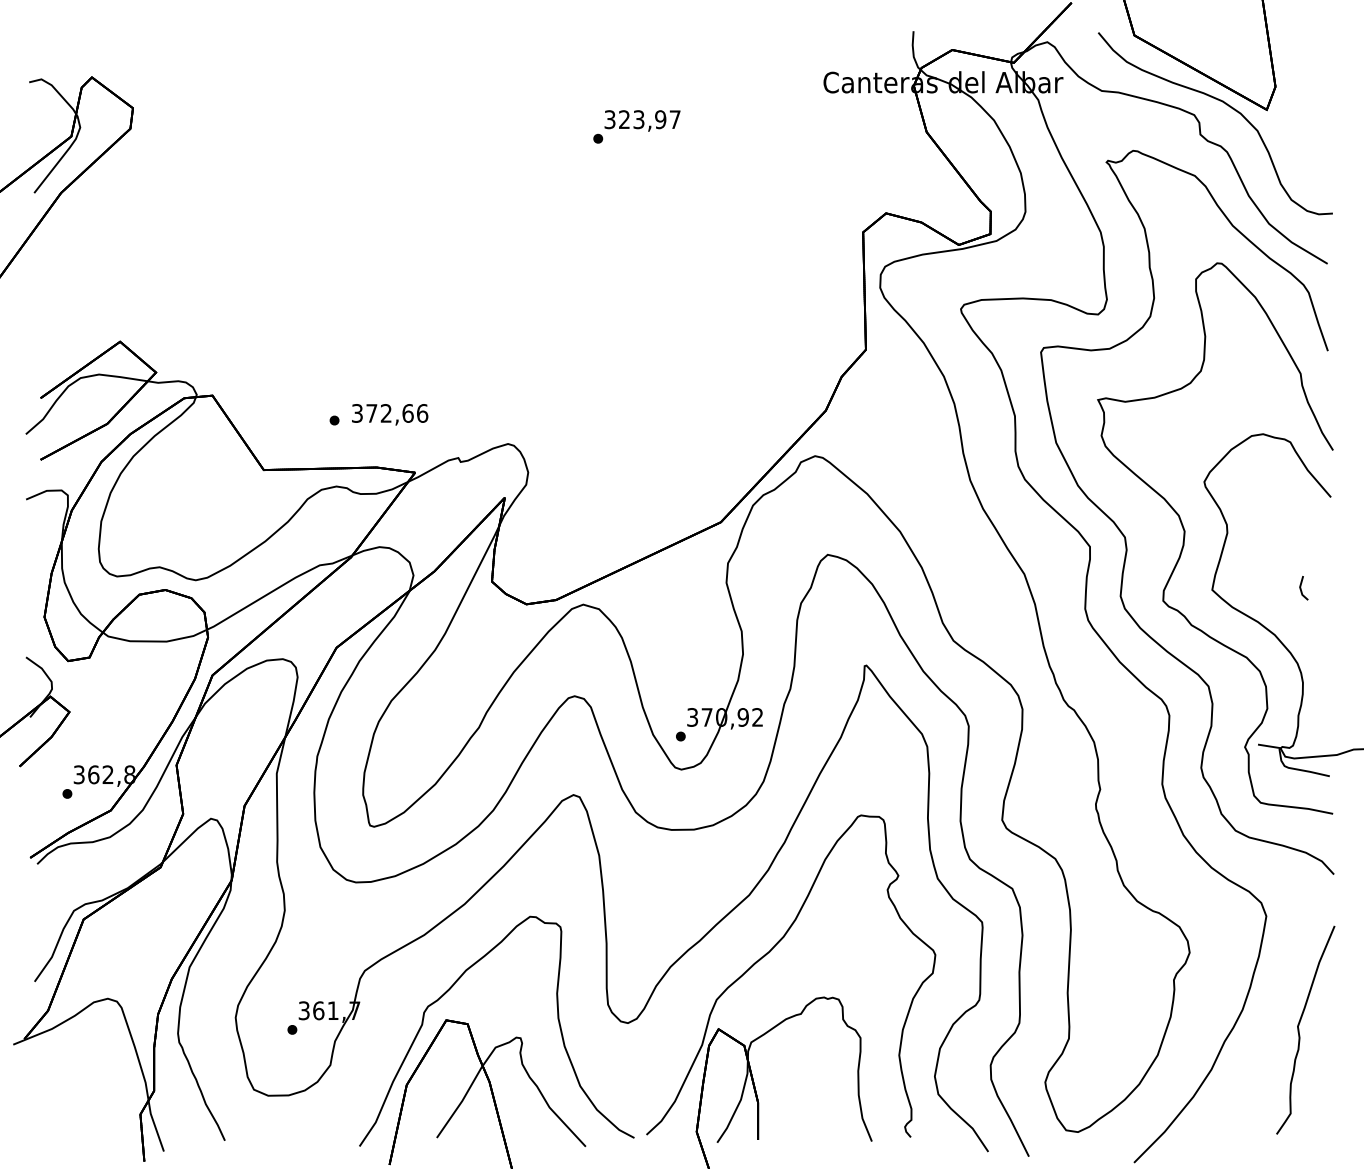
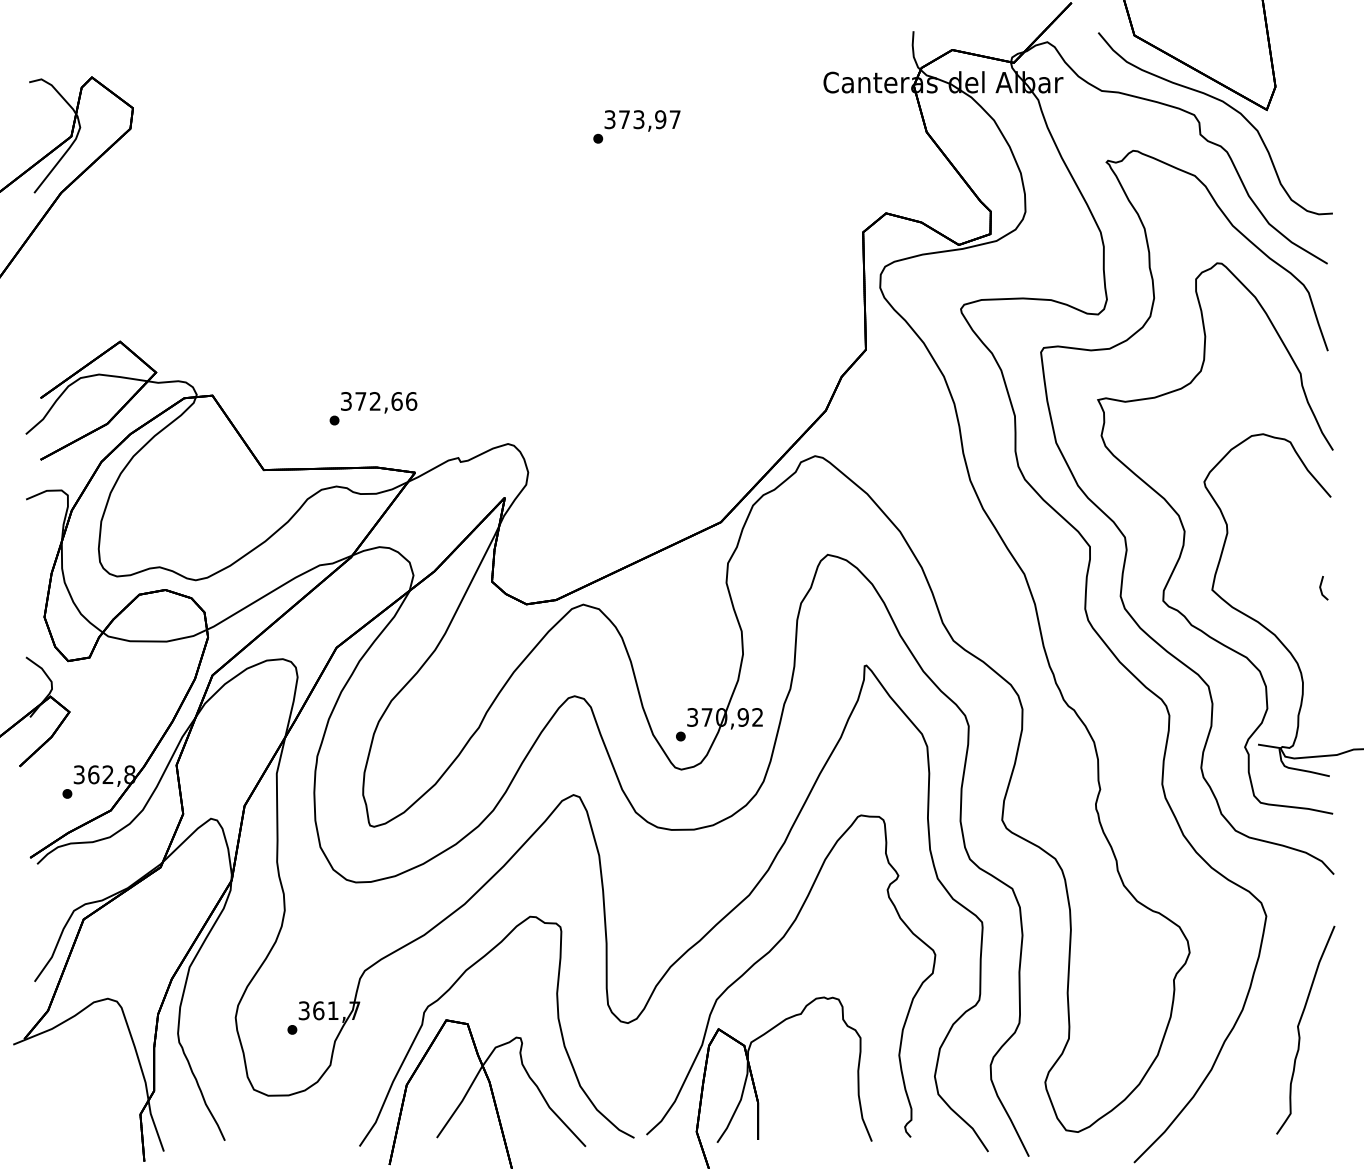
text: 323,97 -> 373,97 (624, 119)
text position: (390, 414) -> (379, 402) (379, 402)
line position: (1301, 588) -> (1321, 588) (1321, 588)
